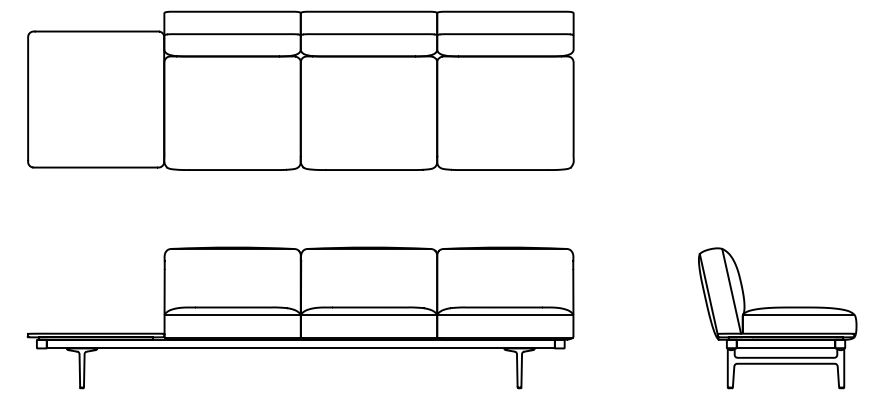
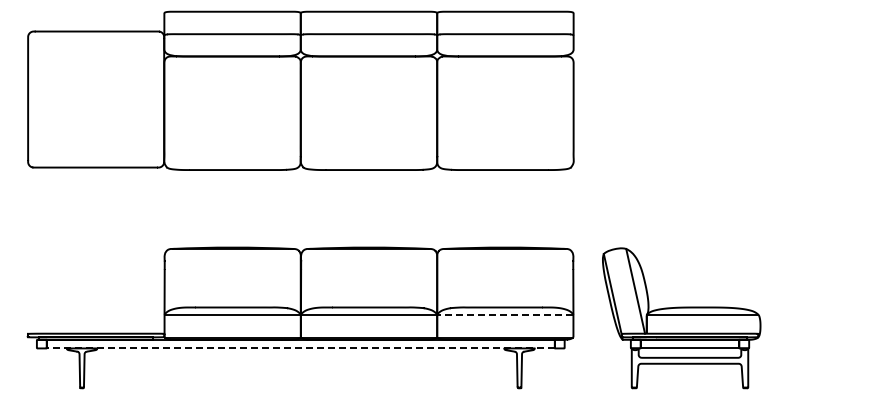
line: solid -> dashed (504, 314)
part position: (777, 318) -> (681, 318) (681, 318)
line: solid -> dashed (300, 348)
